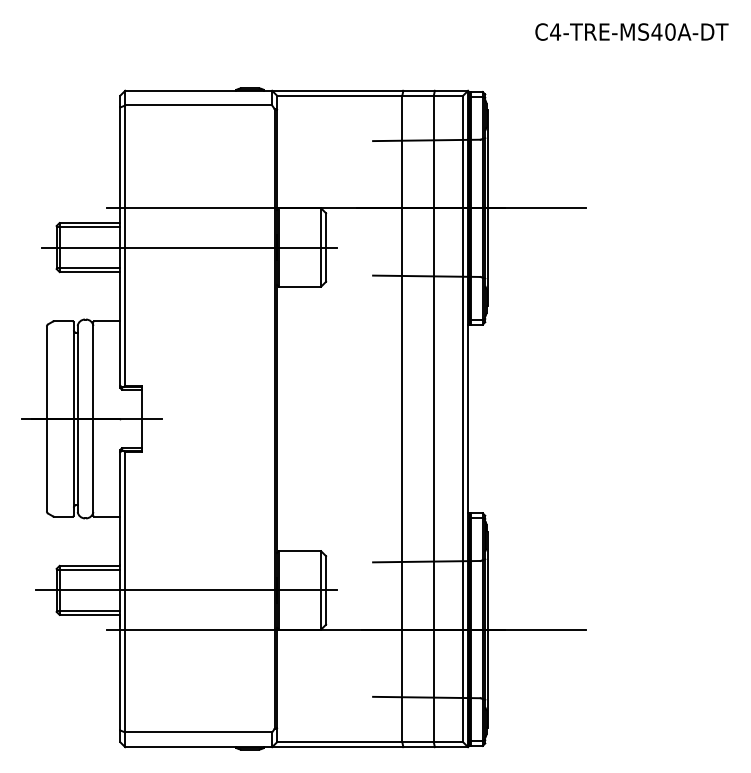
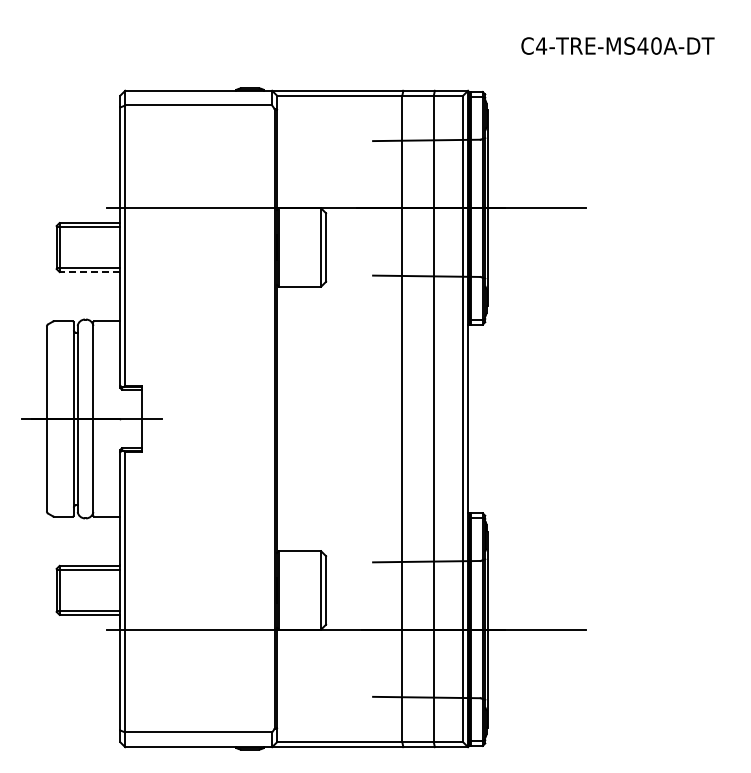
text position: (631, 31) -> (617, 45) (617, 45)
line: present -> none (188, 247)
line: solid -> dashed (89, 272)
line: present -> none (186, 590)
